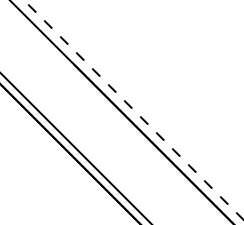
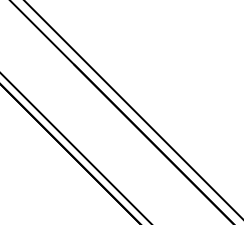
line: dashed -> solid (134, 110)
